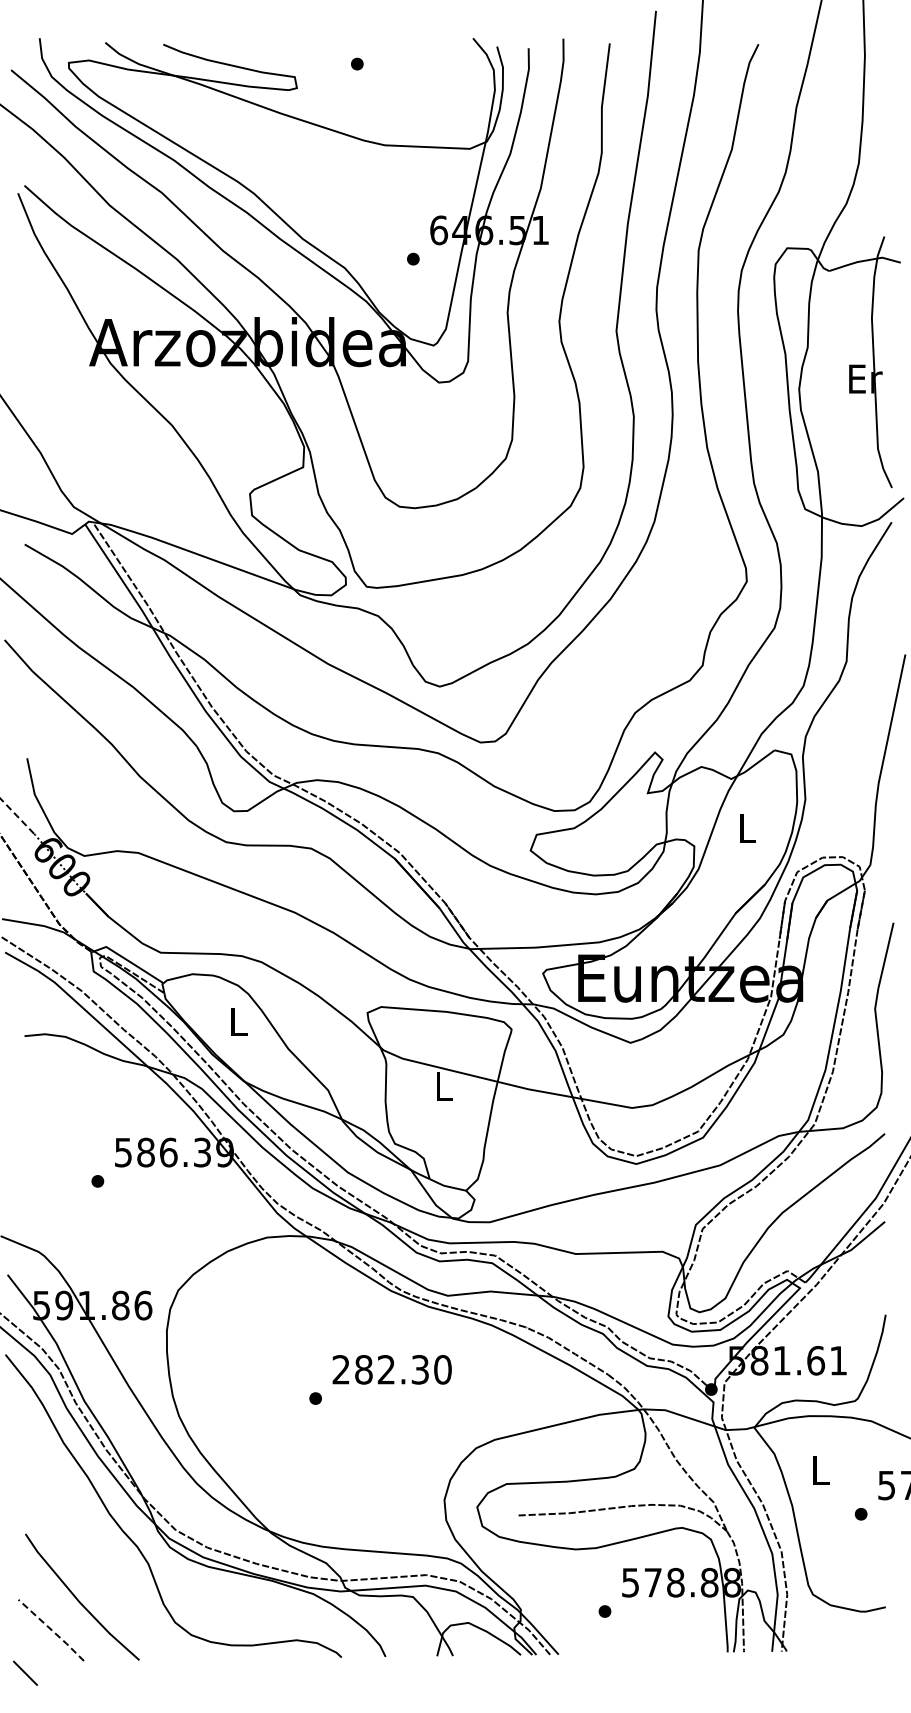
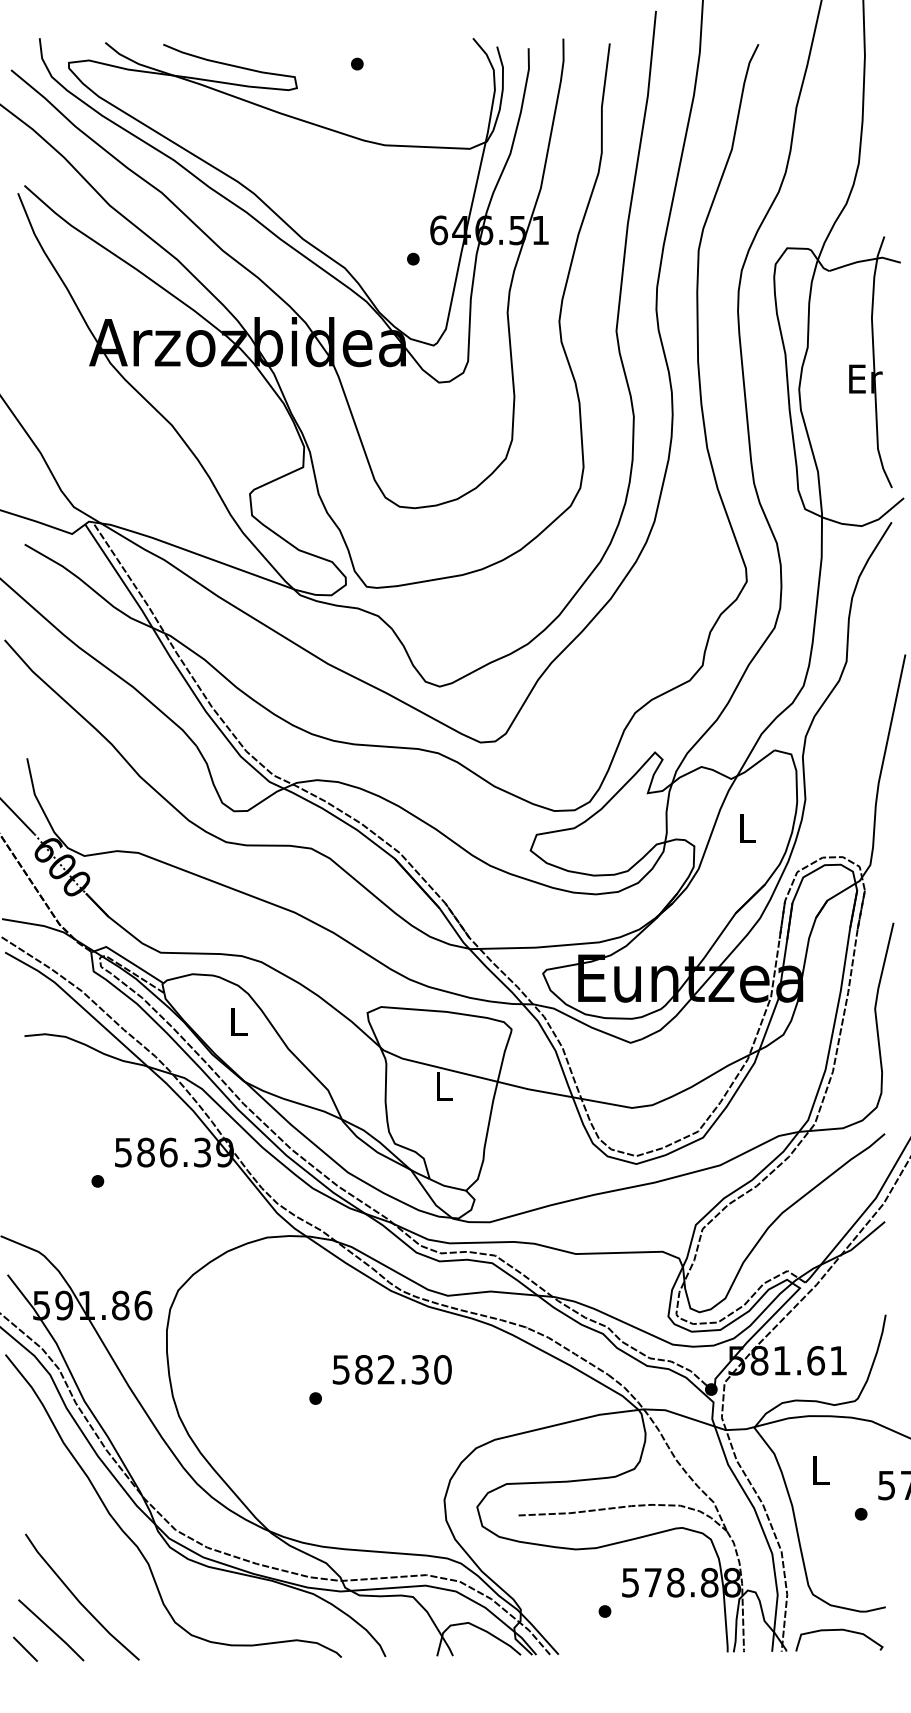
line: dashed -> solid (17, 816)
text: 282.30 -> 582.30 (340, 1369)
line: dashed -> solid (52, 1630)
curve: none -> present (839, 1630)
line position: (25, 1672) -> (25, 1648) (25, 1648)
